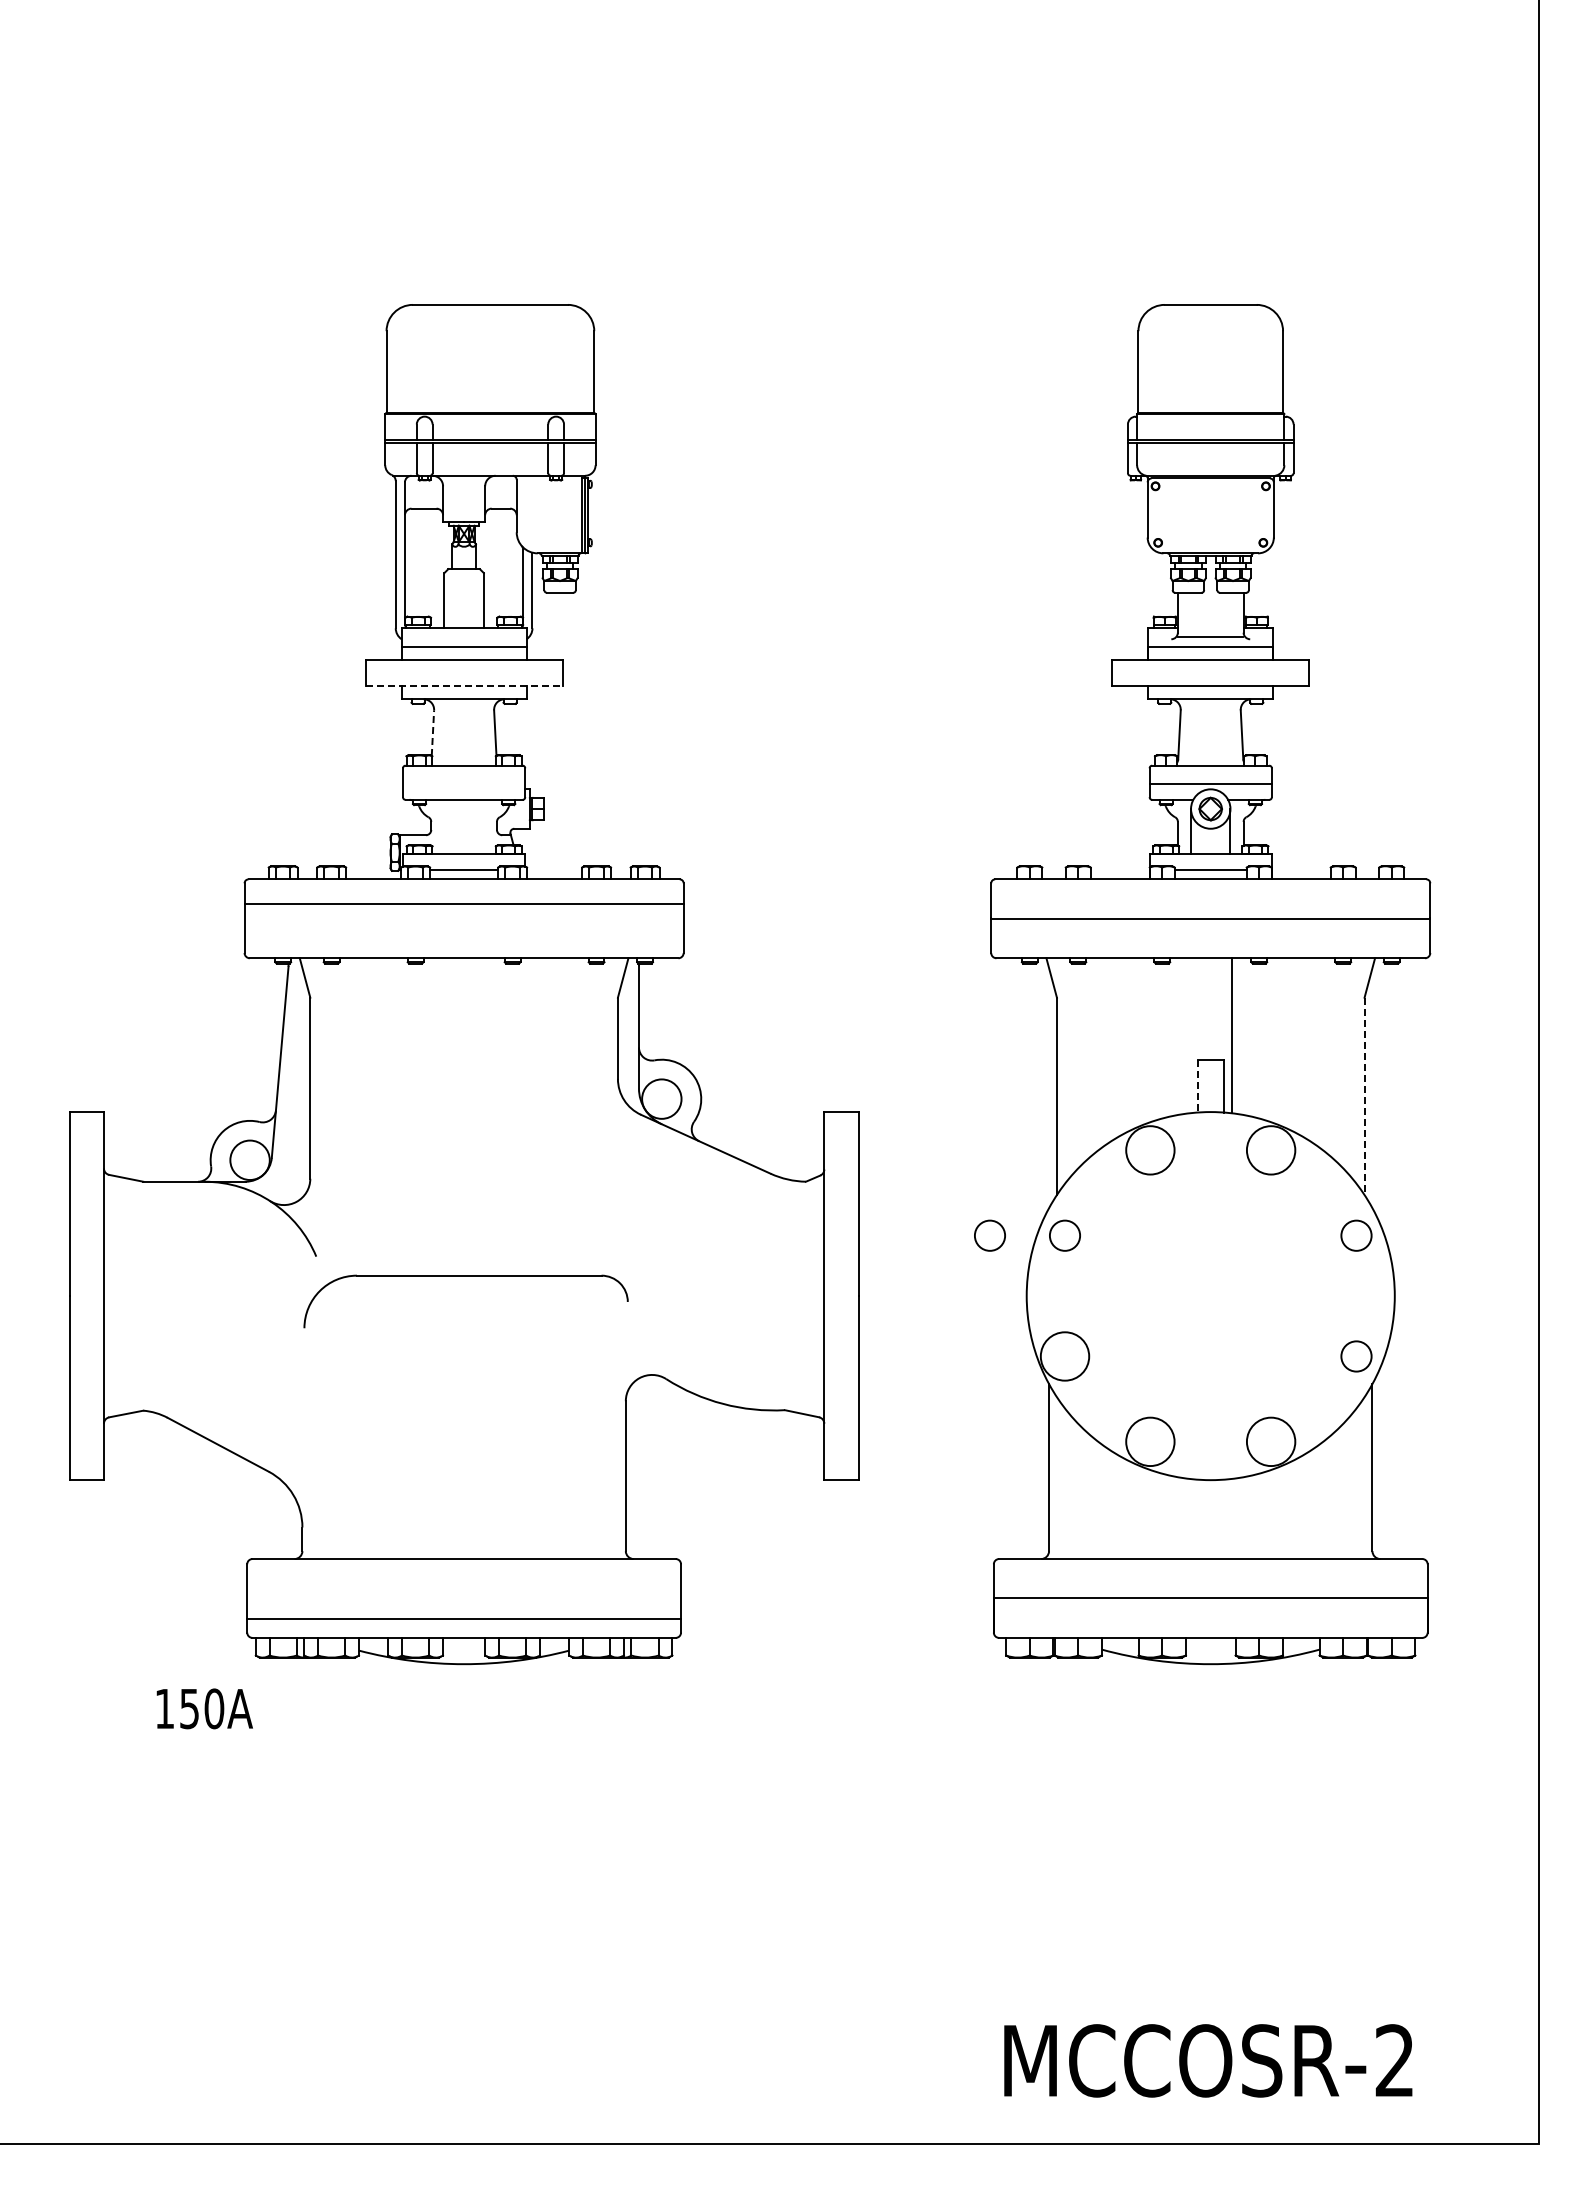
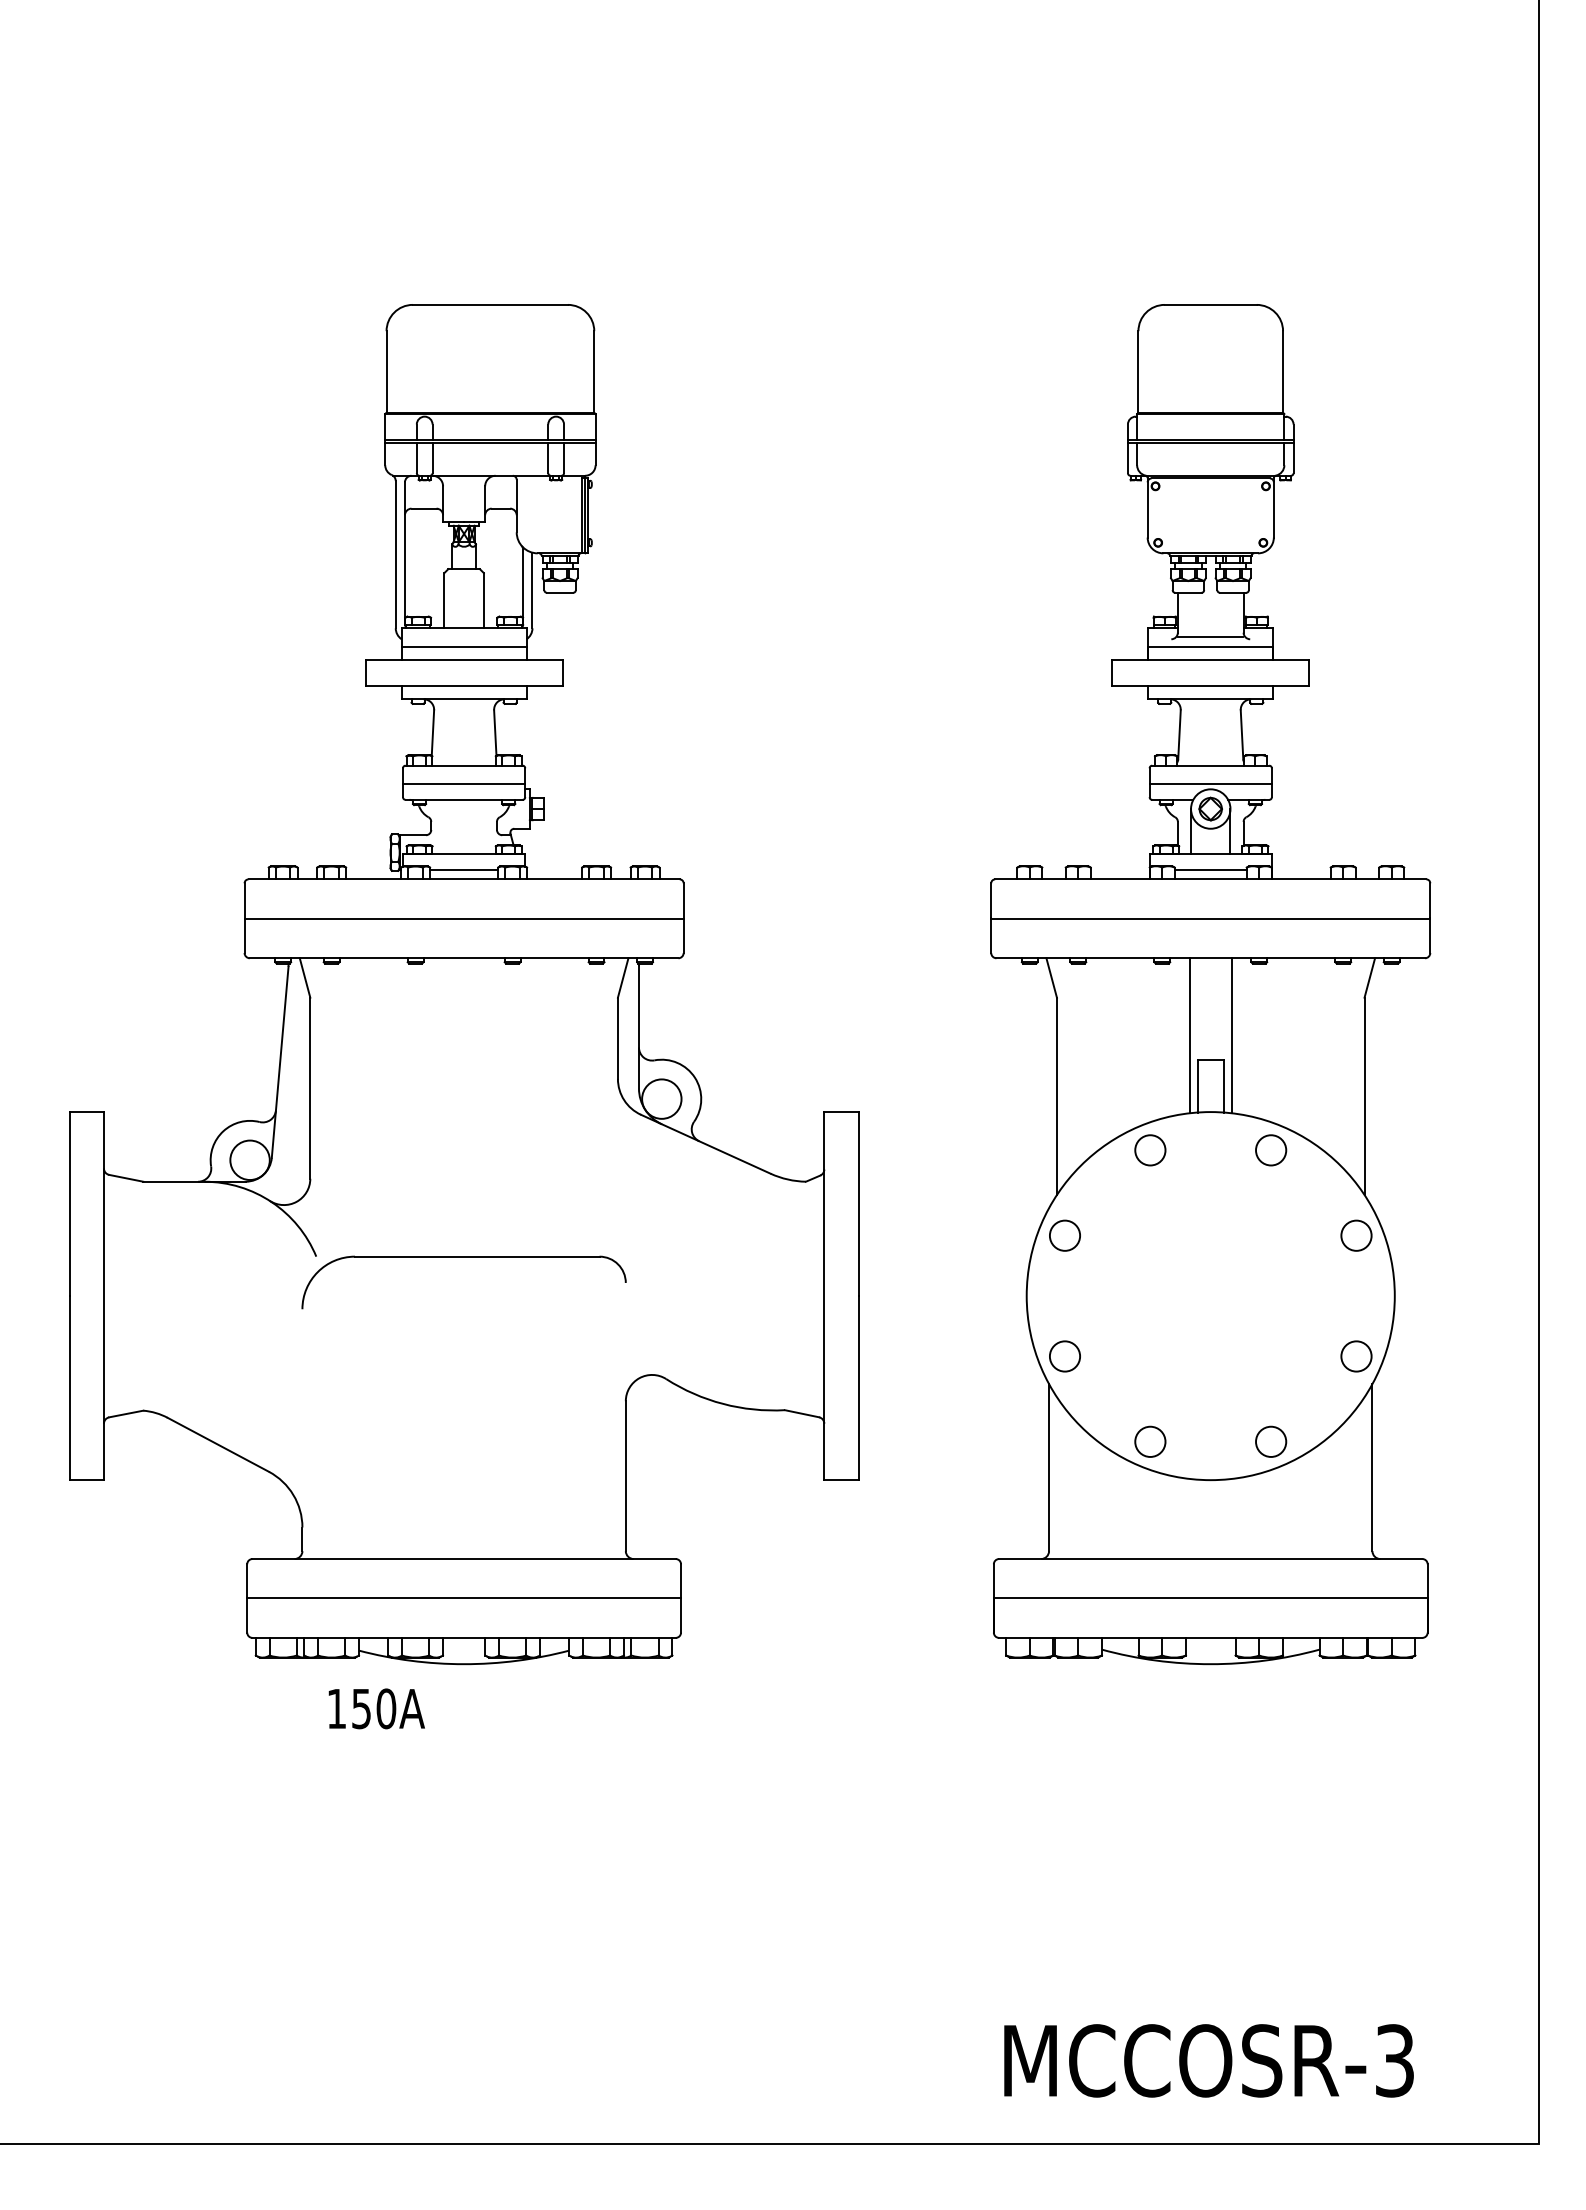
line: dashed -> solid (464, 686)
line: dashed -> solid (432, 733)
line: none -> present (464, 784)
line position: (463, 903) -> (463, 918) (463, 918)
line: none -> present (1189, 1035)
line: dashed -> solid (1197, 1086)
line: dashed -> solid (1364, 1096)
circle diameter: 48 px -> 30 px (1150, 1150)
circle diameter: 48 px -> 30 px (1271, 1150)
circle: present -> none (989, 1235)
part position: (465, 1276) -> (463, 1257) (463, 1257)
circle diameter: 48 px -> 30 px (1064, 1356)
circle diameter: 48 px -> 30 px (1150, 1441)
circle diameter: 48 px -> 30 px (1271, 1441)
line position: (464, 1619) -> (464, 1598) (464, 1598)
text position: (204, 1708) -> (376, 1708) (376, 1708)
text: MCCOSR-2 -> MCCOSR-3 (1394, 2060)
